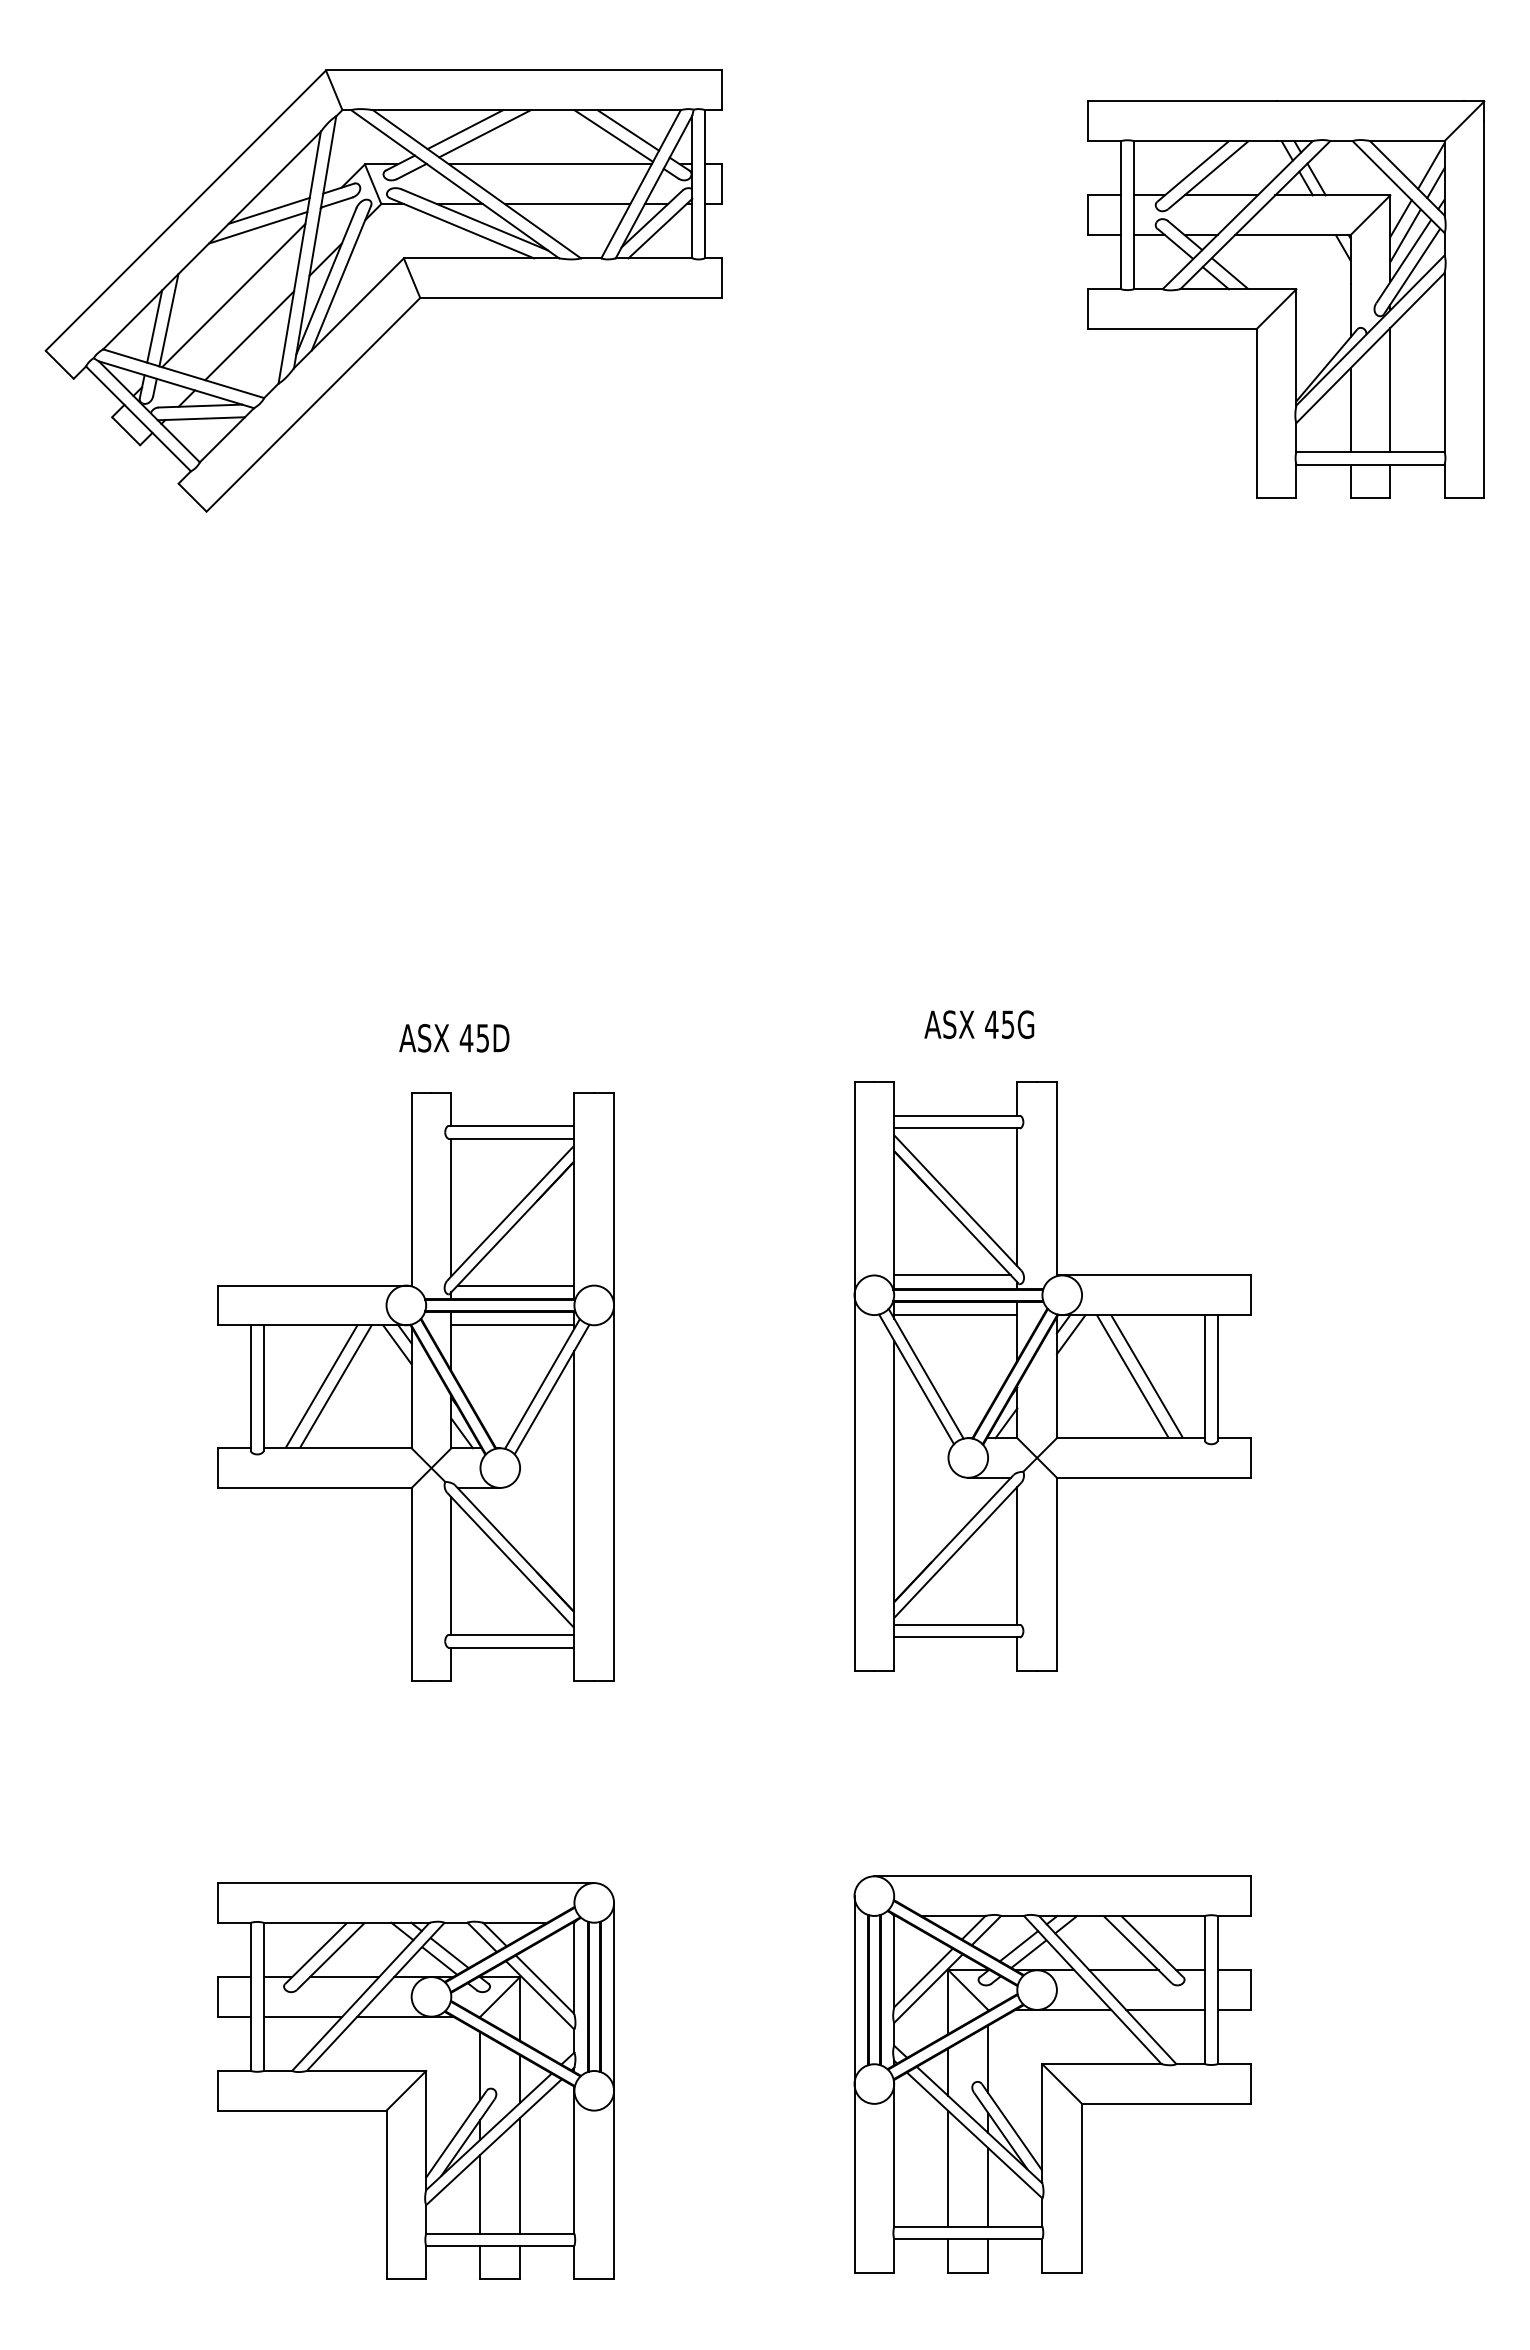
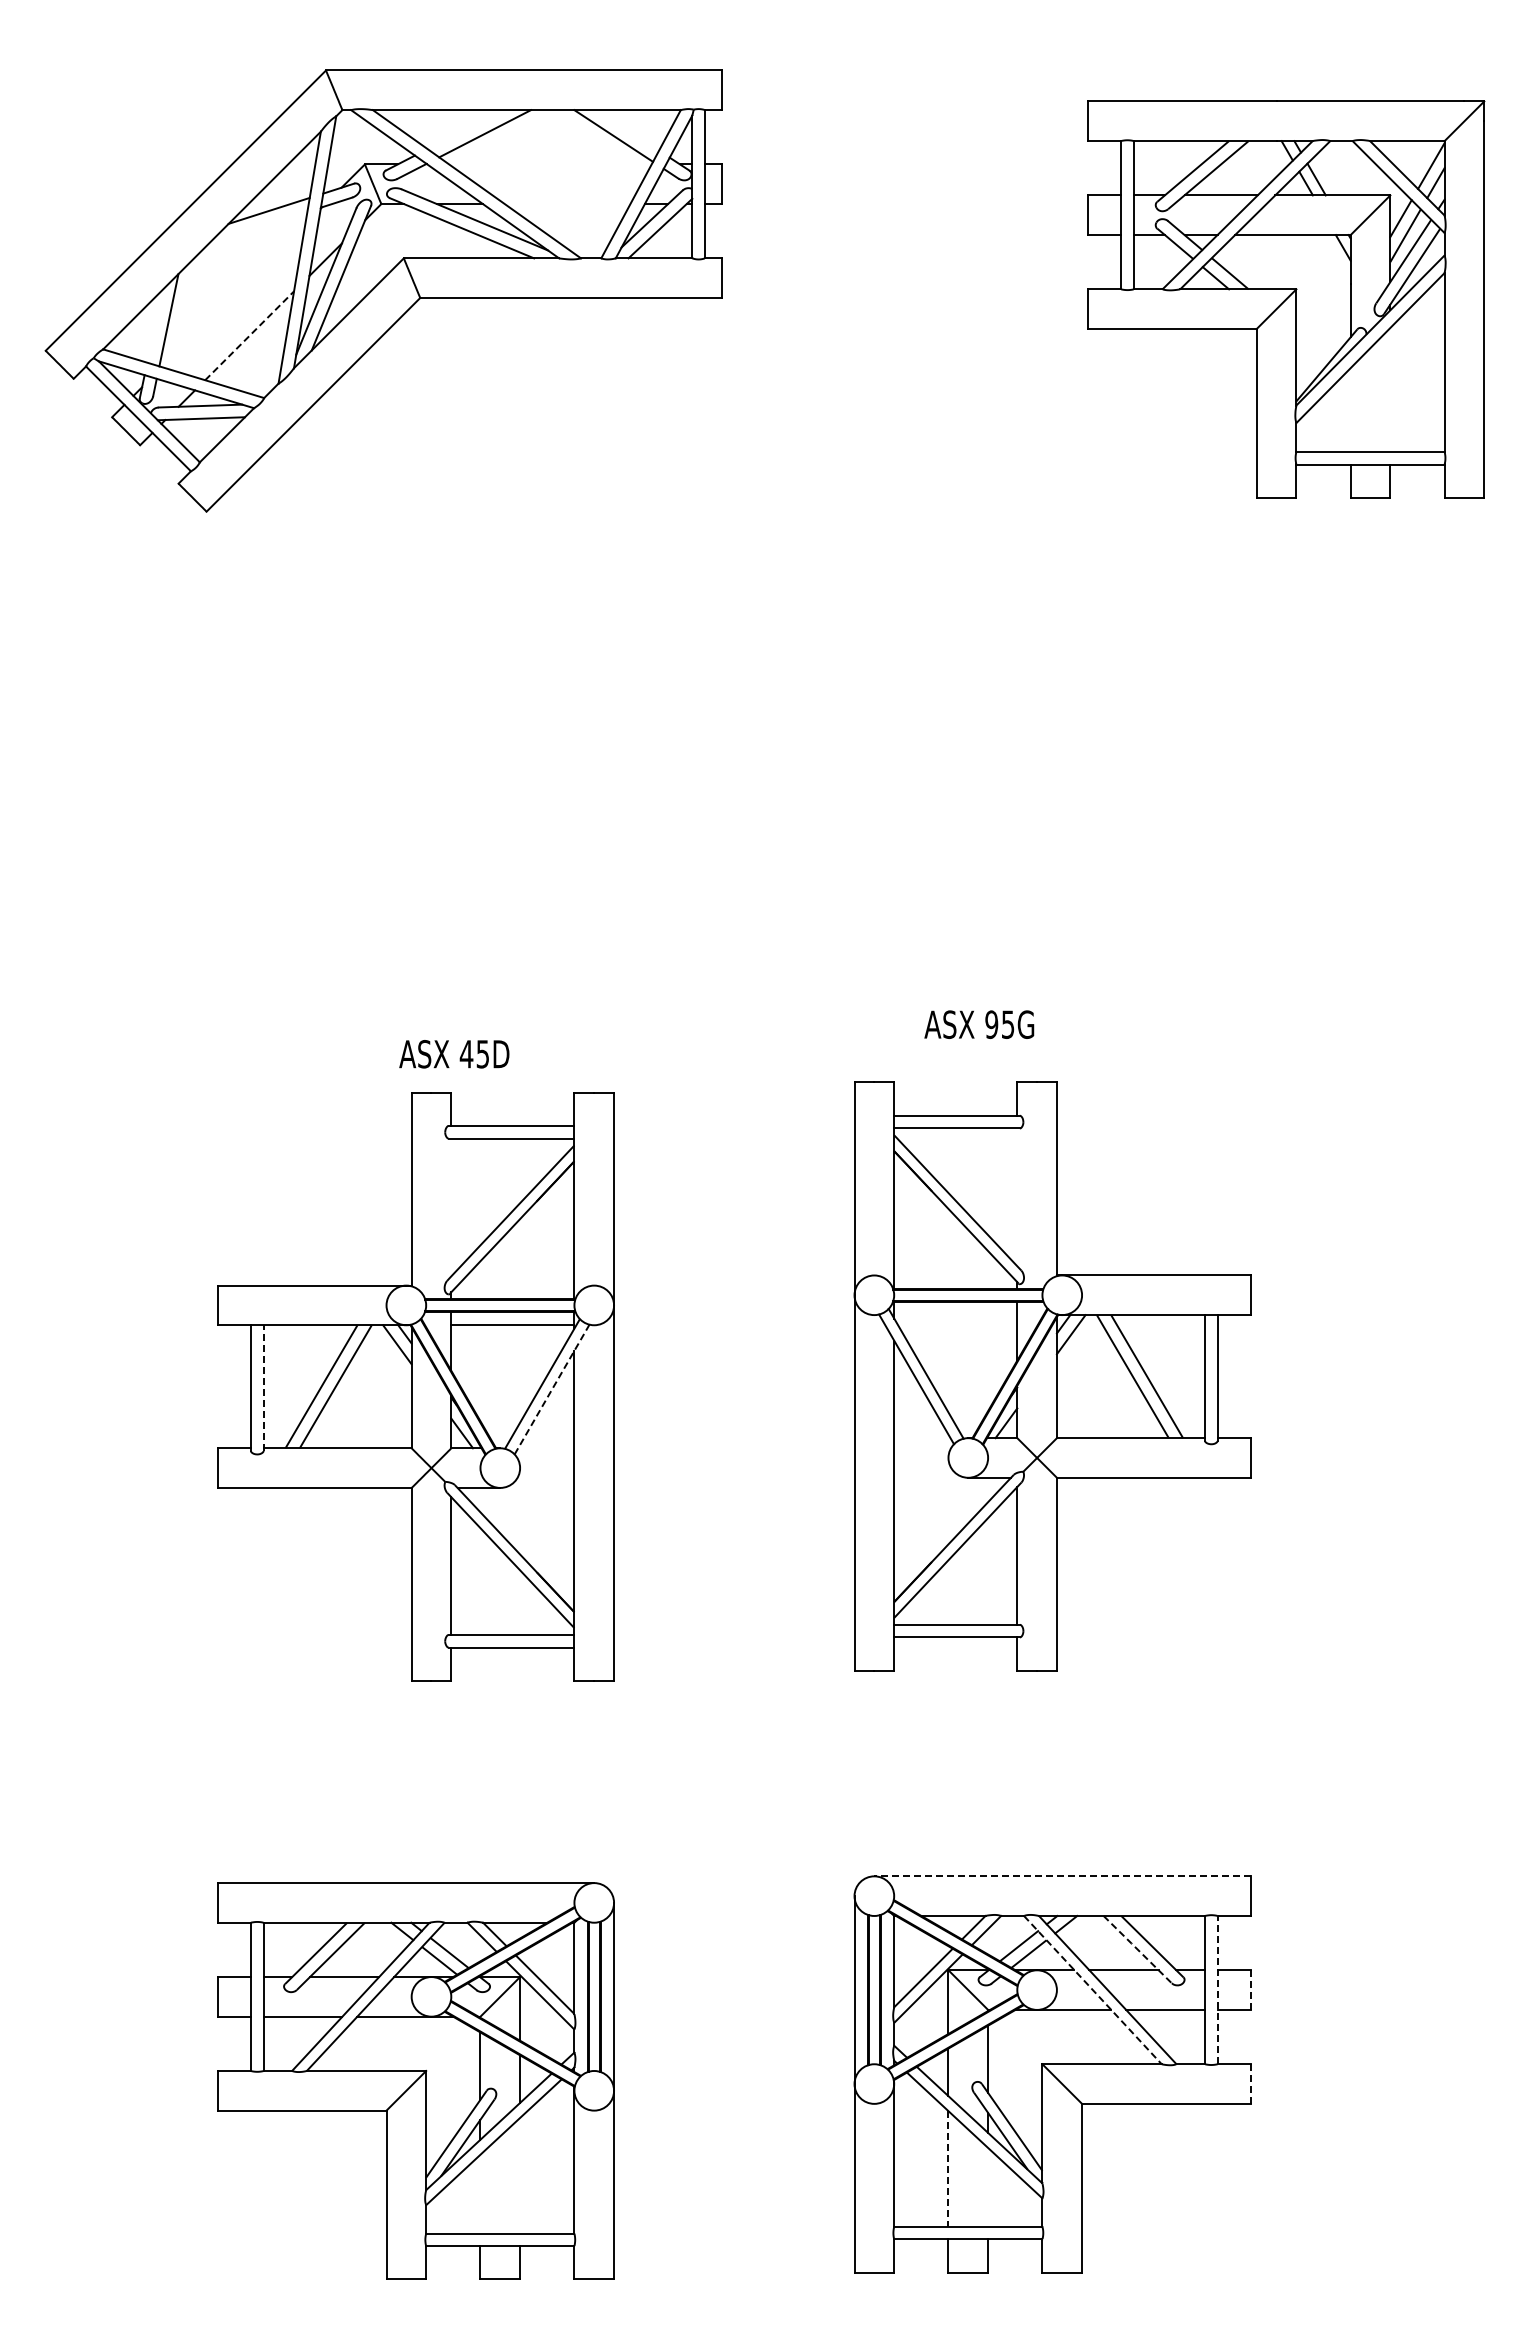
line: present -> none (465, 129)
line: present -> none (628, 130)
line: present -> none (550, 164)
line: present -> none (567, 204)
line: present -> none (258, 227)
line: present -> none (233, 295)
line: present -> none (154, 326)
line: solid -> dashed (249, 335)
line: present -> none (1390, 389)
line: present -> none (1350, 409)
text: 45G -> 95G (991, 1024)
text position: (454, 1038) -> (454, 1054) (454, 1054)
line: present -> none (1017, 1197)
line: present -> none (451, 1207)
line: present -> none (952, 1275)
line: present -> none (515, 1285)
line: present -> none (955, 1315)
line: solid -> dashed (263, 1388)
line: solid -> dashed (552, 1389)
line: solid -> dashed (1062, 1876)
line: solid -> dashed (1137, 1949)
line: solid -> dashed (1217, 1989)
line: solid -> dashed (1093, 1990)
line: solid -> dashed (1250, 1990)
line: solid -> dashed (1250, 2084)
line: solid -> dashed (948, 2168)
line: present -> none (520, 2175)
line: present -> none (988, 2186)
line: present -> none (480, 2193)
